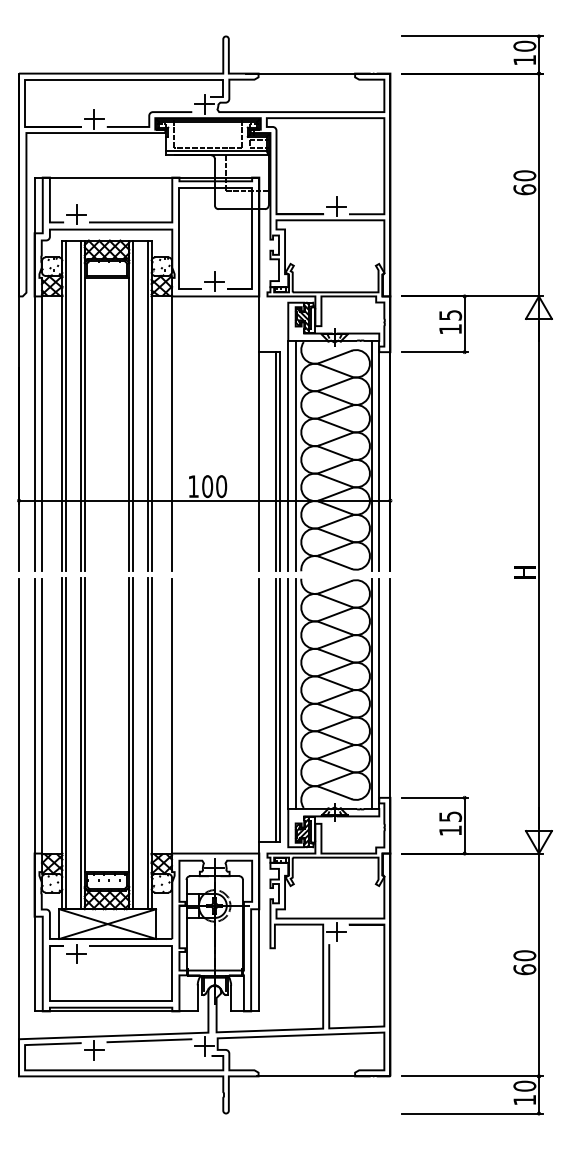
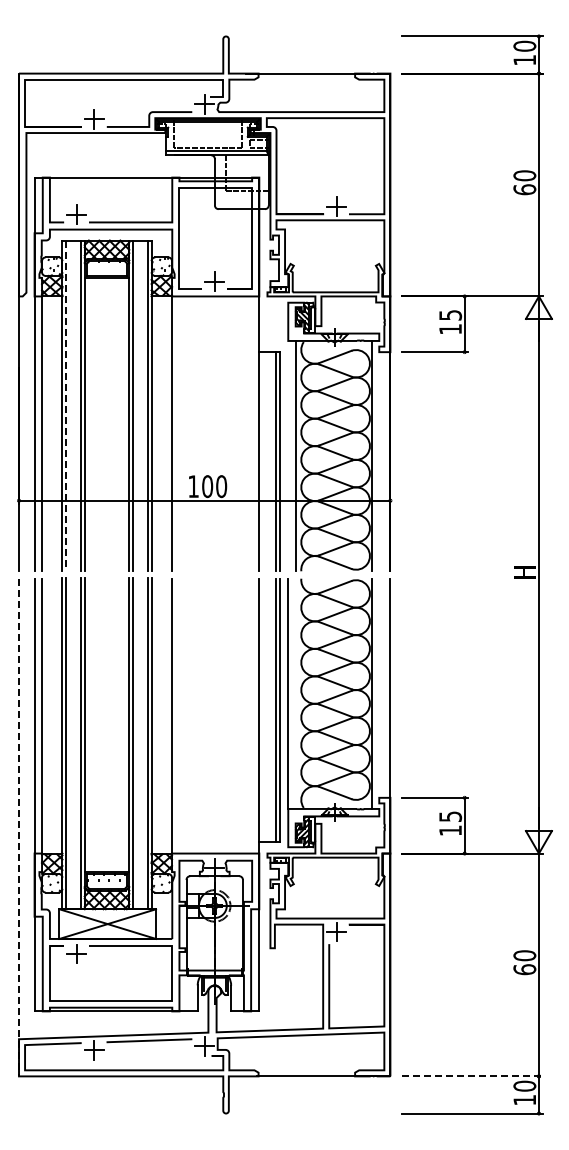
line: solid -> dashed (66, 406)
line: present -> none (288, 455)
line: present -> none (379, 455)
line: present -> none (295, 693)
line: present -> none (379, 693)
line: solid -> dashed (19, 827)
line: solid -> dashed (472, 1076)
